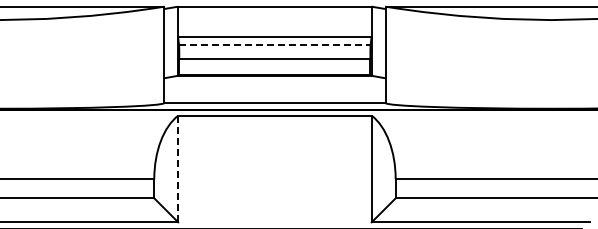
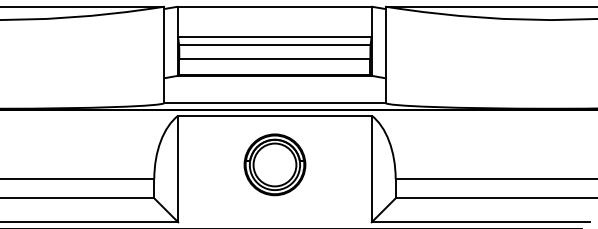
line: dashed -> solid (274, 45)
part: none -> present (274, 164)
line: dashed -> solid (178, 169)
